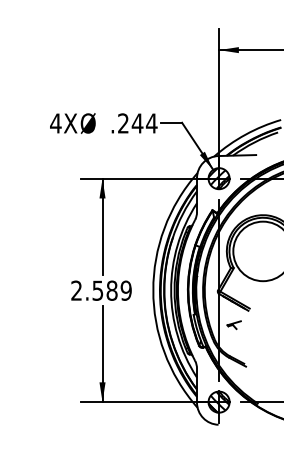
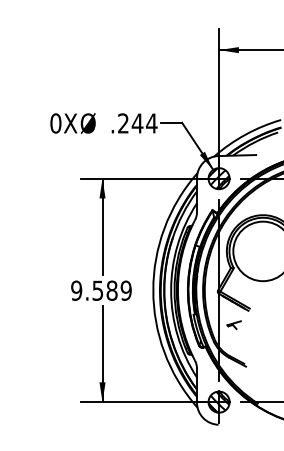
text: 4X -> 0X (55, 123)
text: 2.589 -> 9.589 (76, 290)
